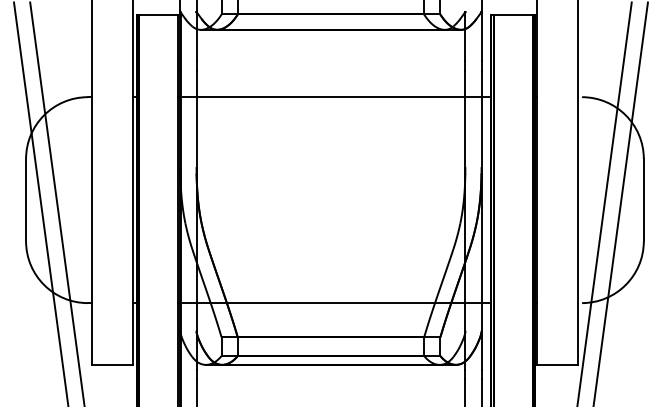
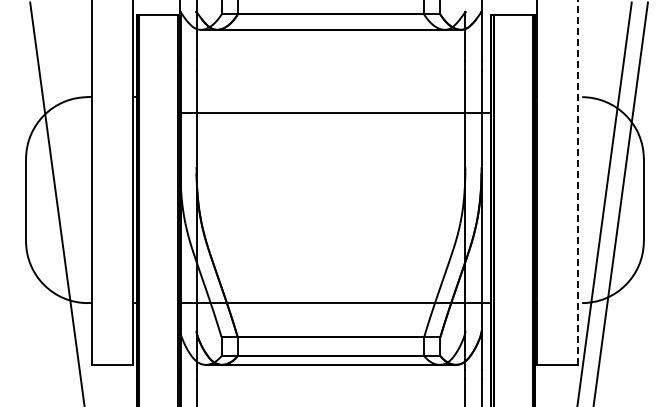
line position: (334, 97) -> (334, 113) (334, 113)
line: solid -> dashed (577, 182)
line: present -> none (40, 202)
